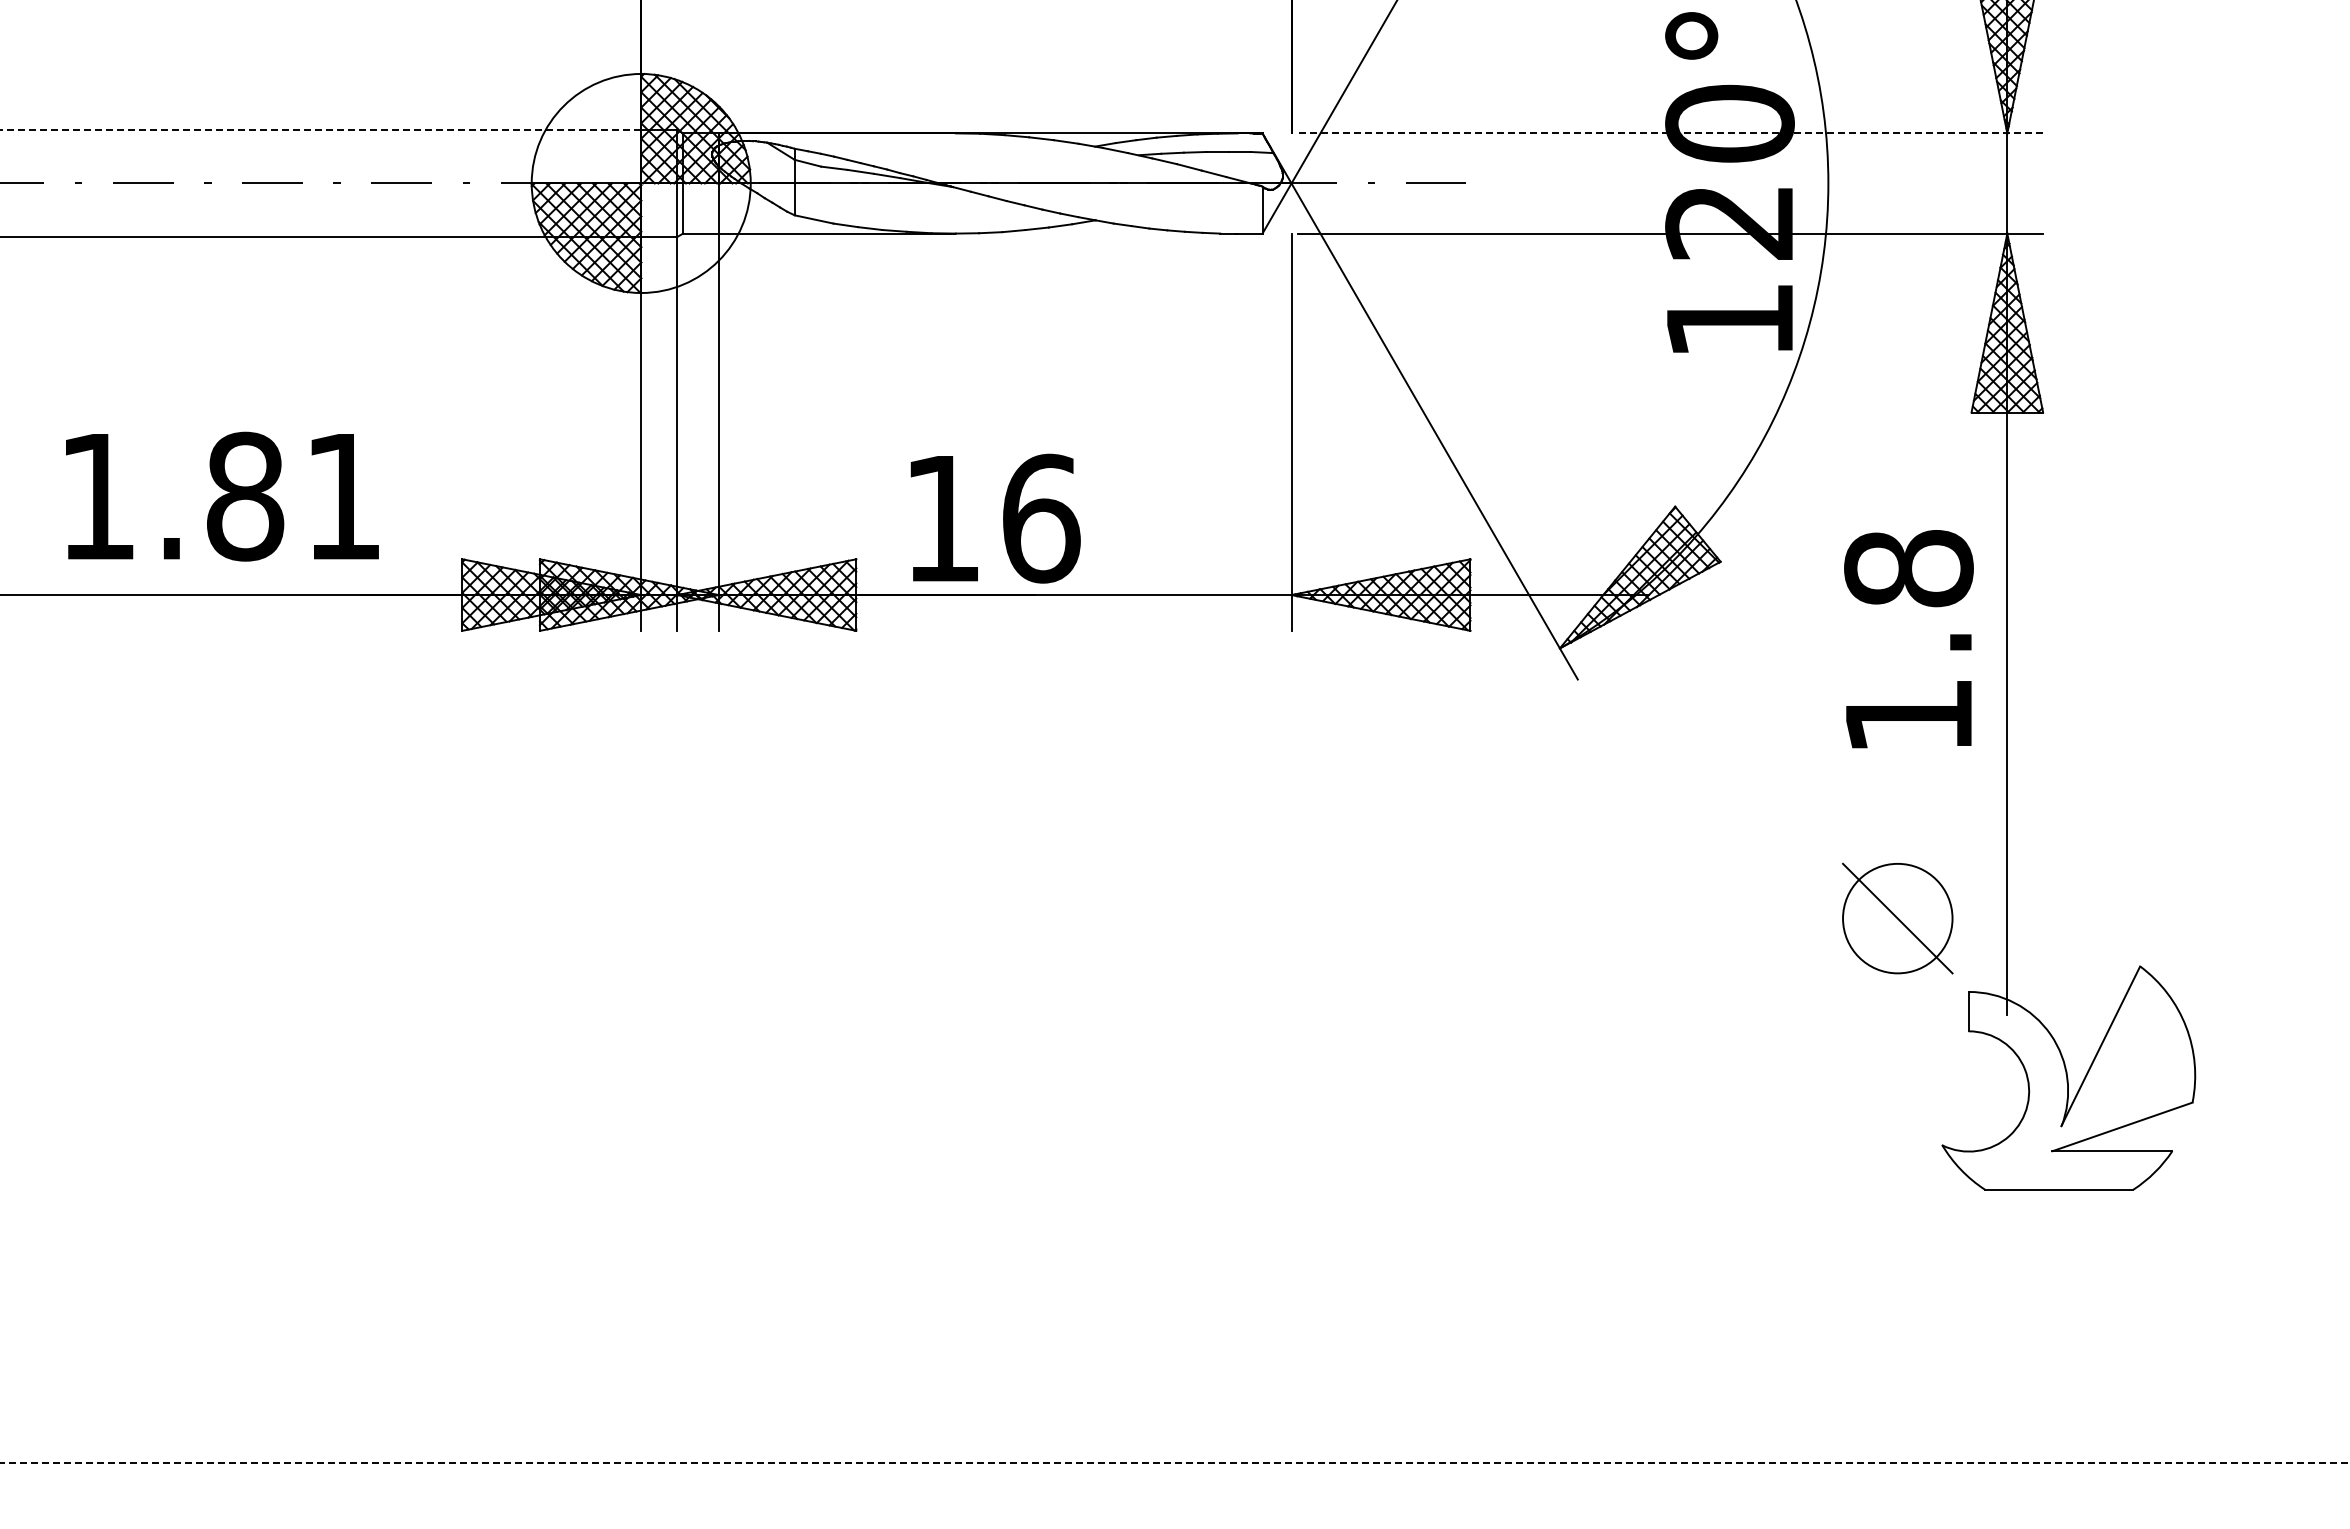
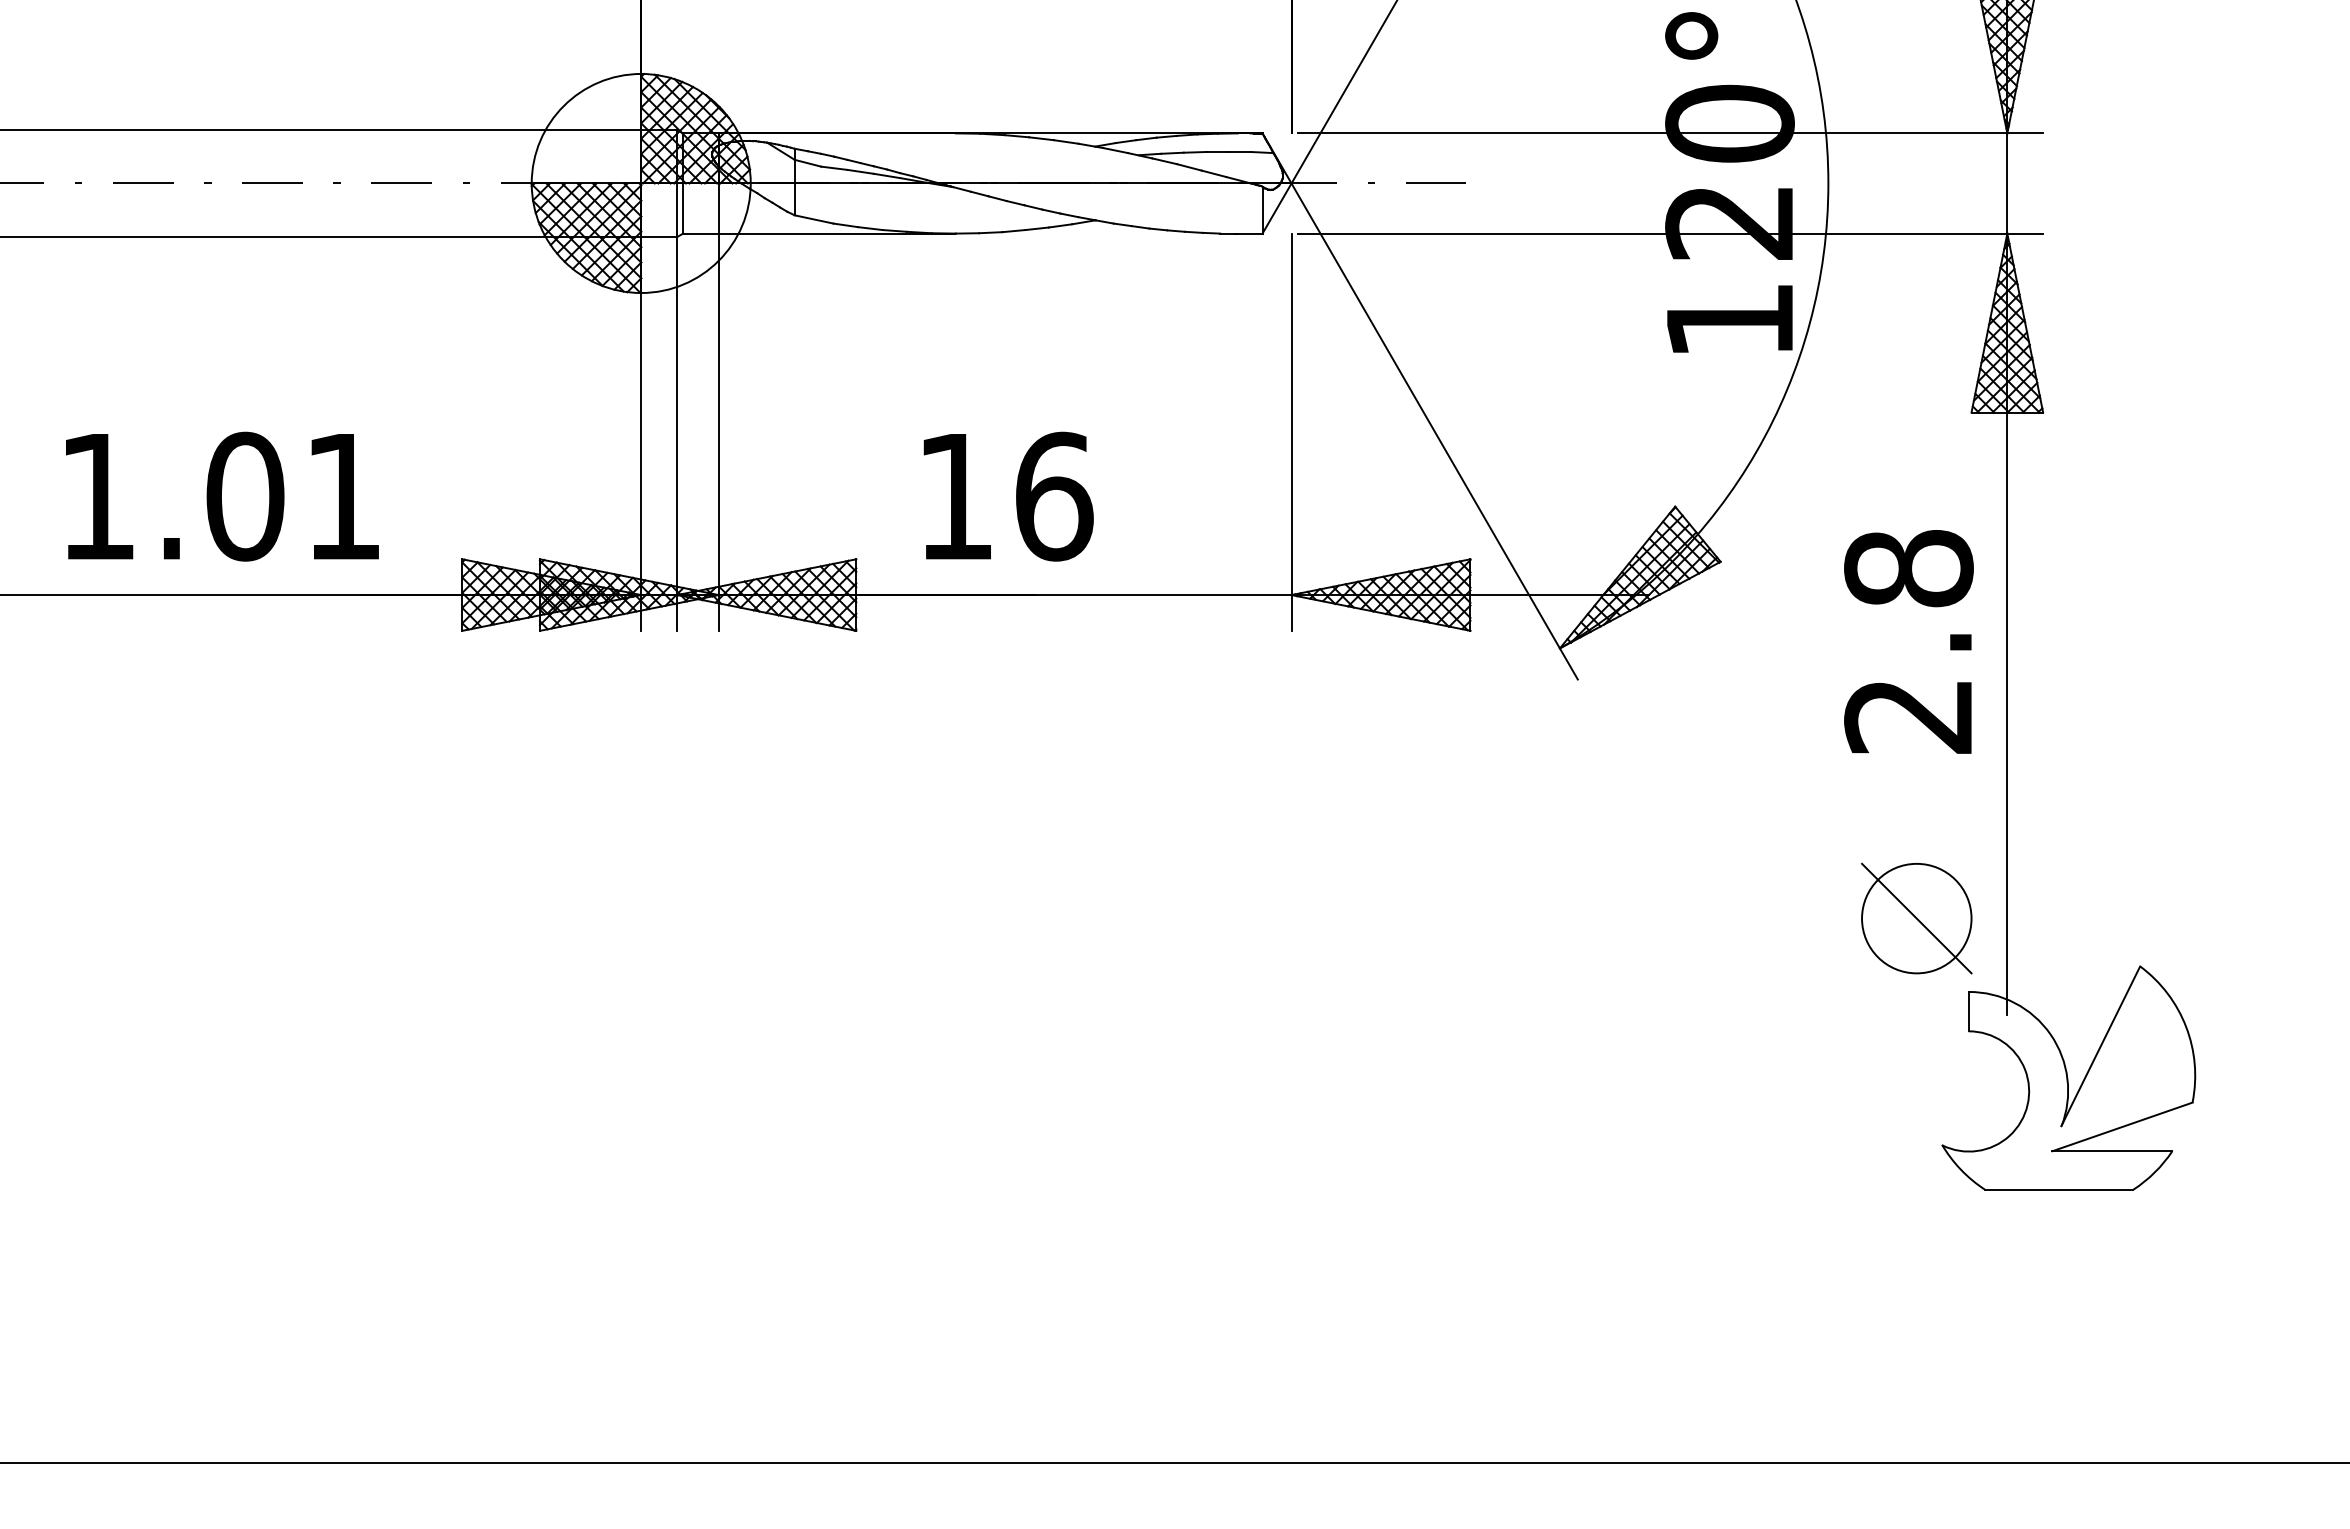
line: dashed -> solid (320, 129)
line: dashed -> solid (1670, 133)
text: 1.81 -> 1.01 (245, 496)
text position: (995, 518) -> (1008, 496) (1008, 496)
text: 1.8 -> 2.8 (1907, 717)
part position: (1897, 918) -> (1916, 918) (1916, 918)
line: dashed -> solid (1175, 1462)
